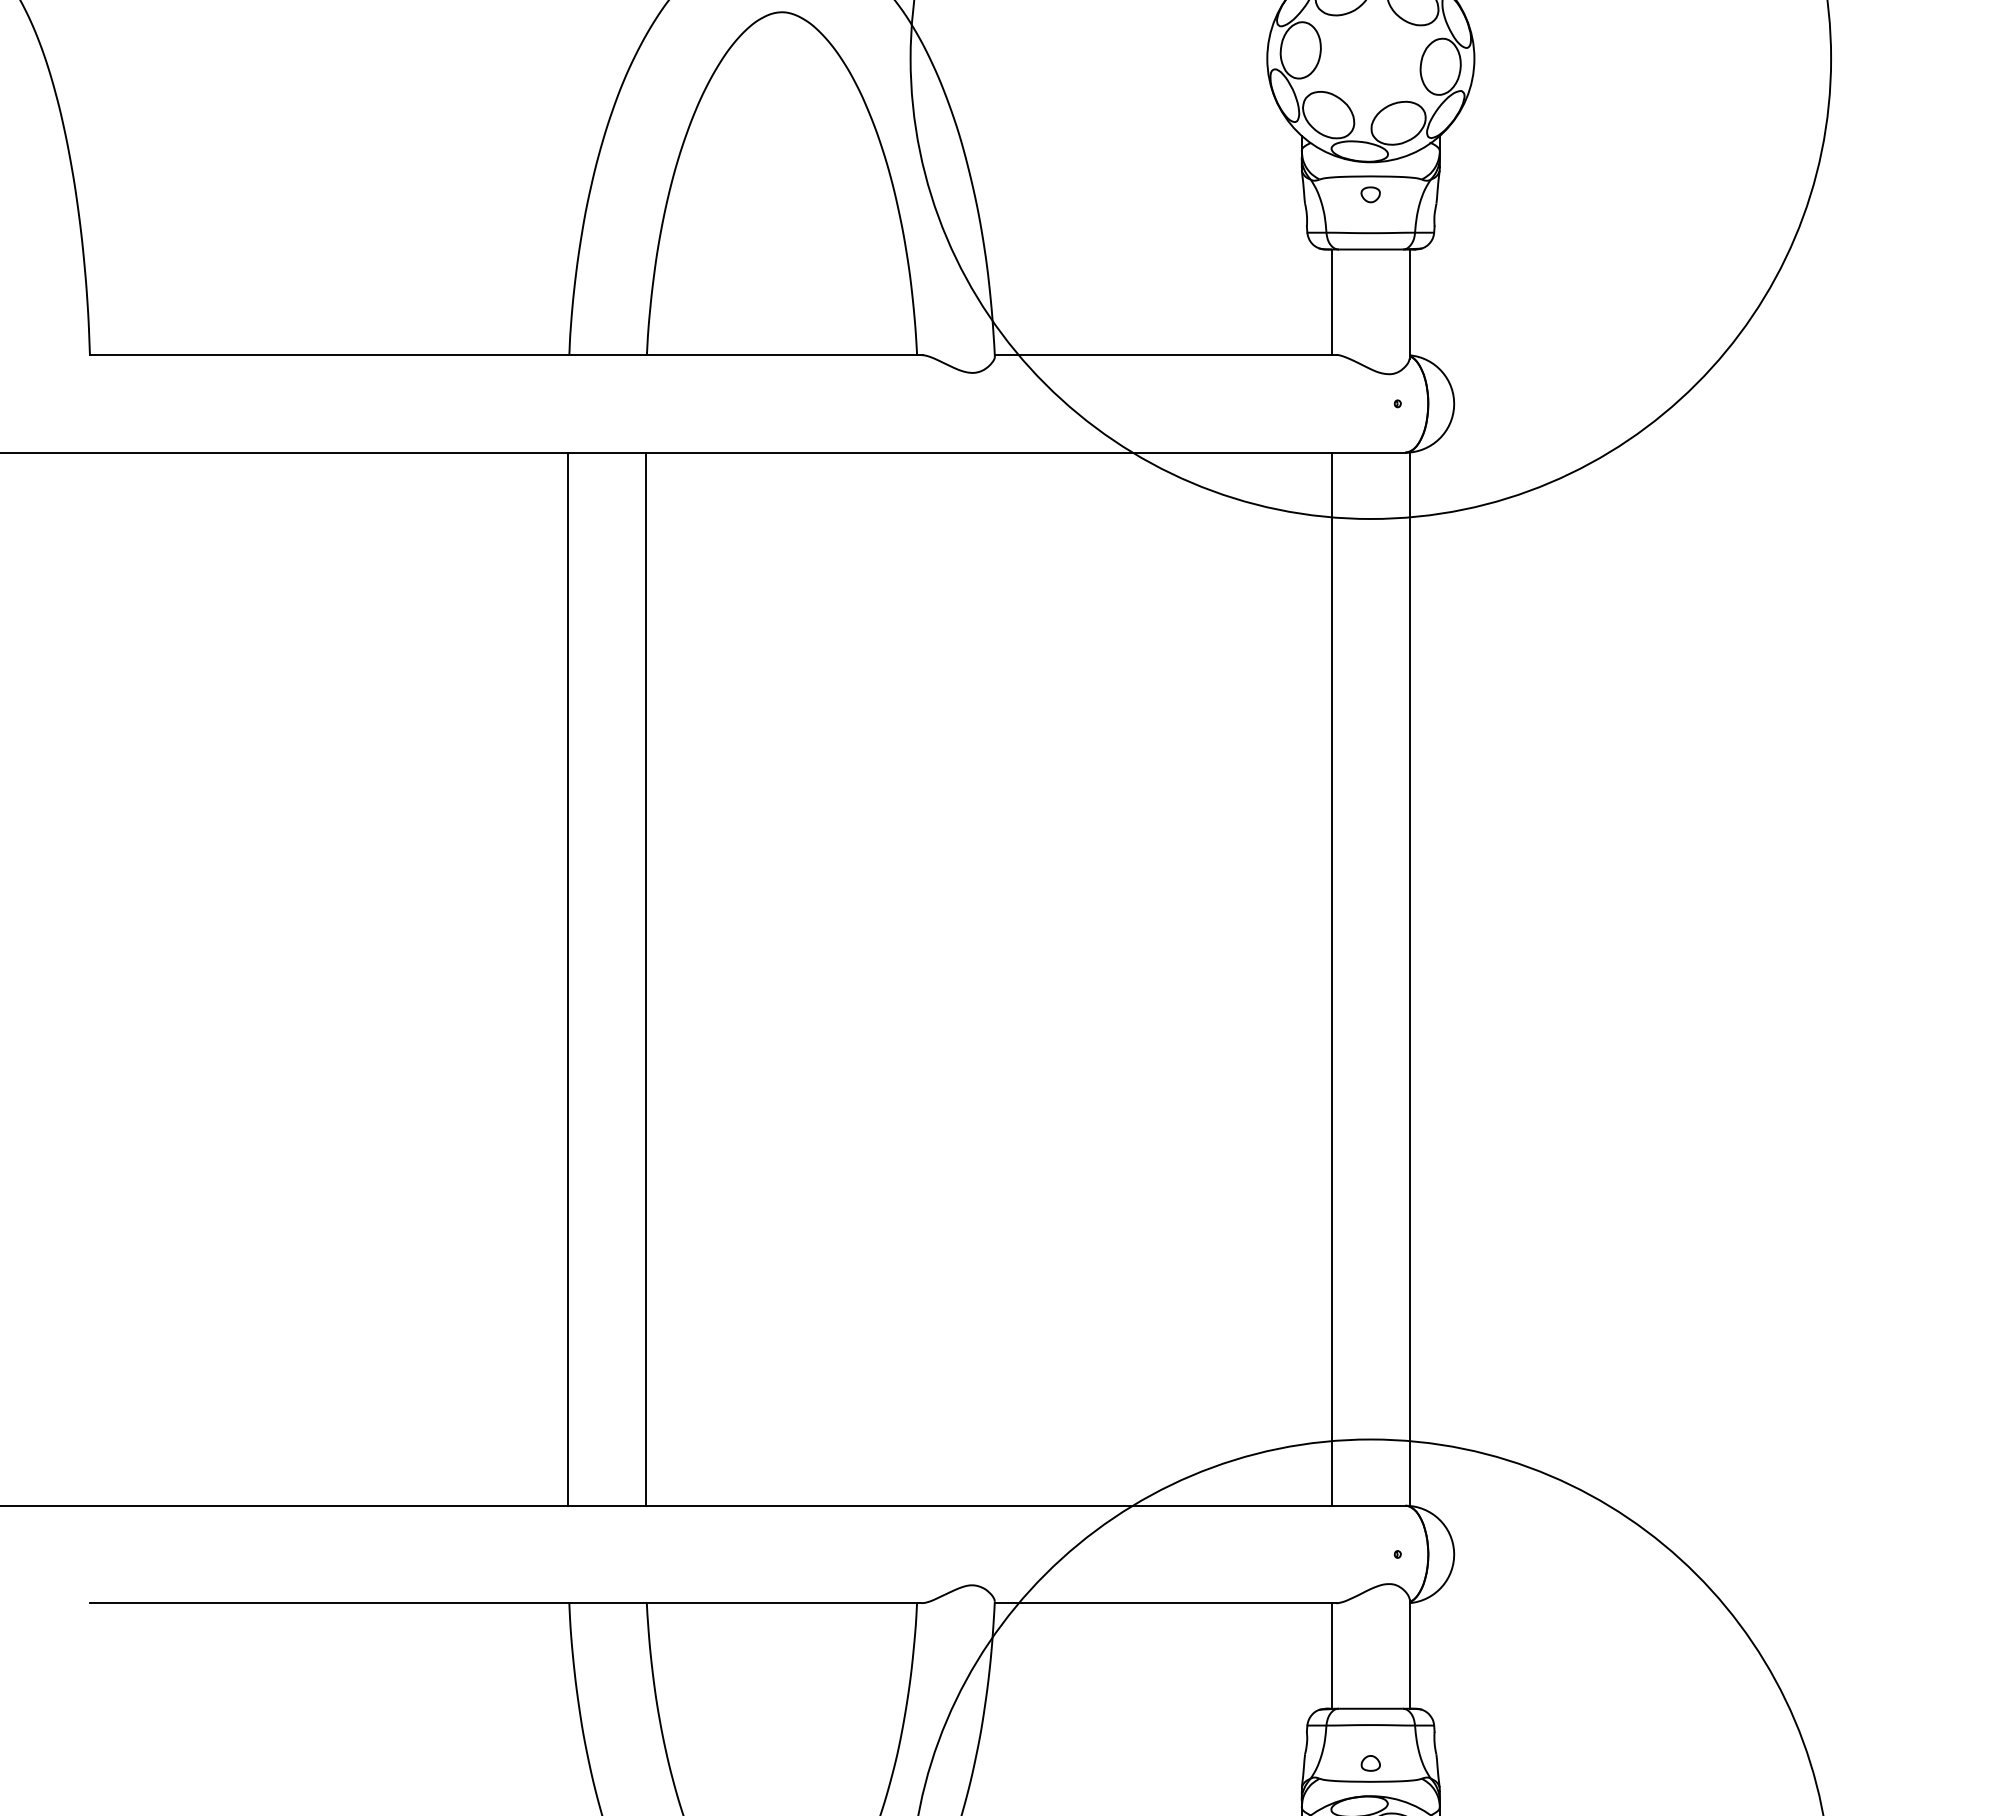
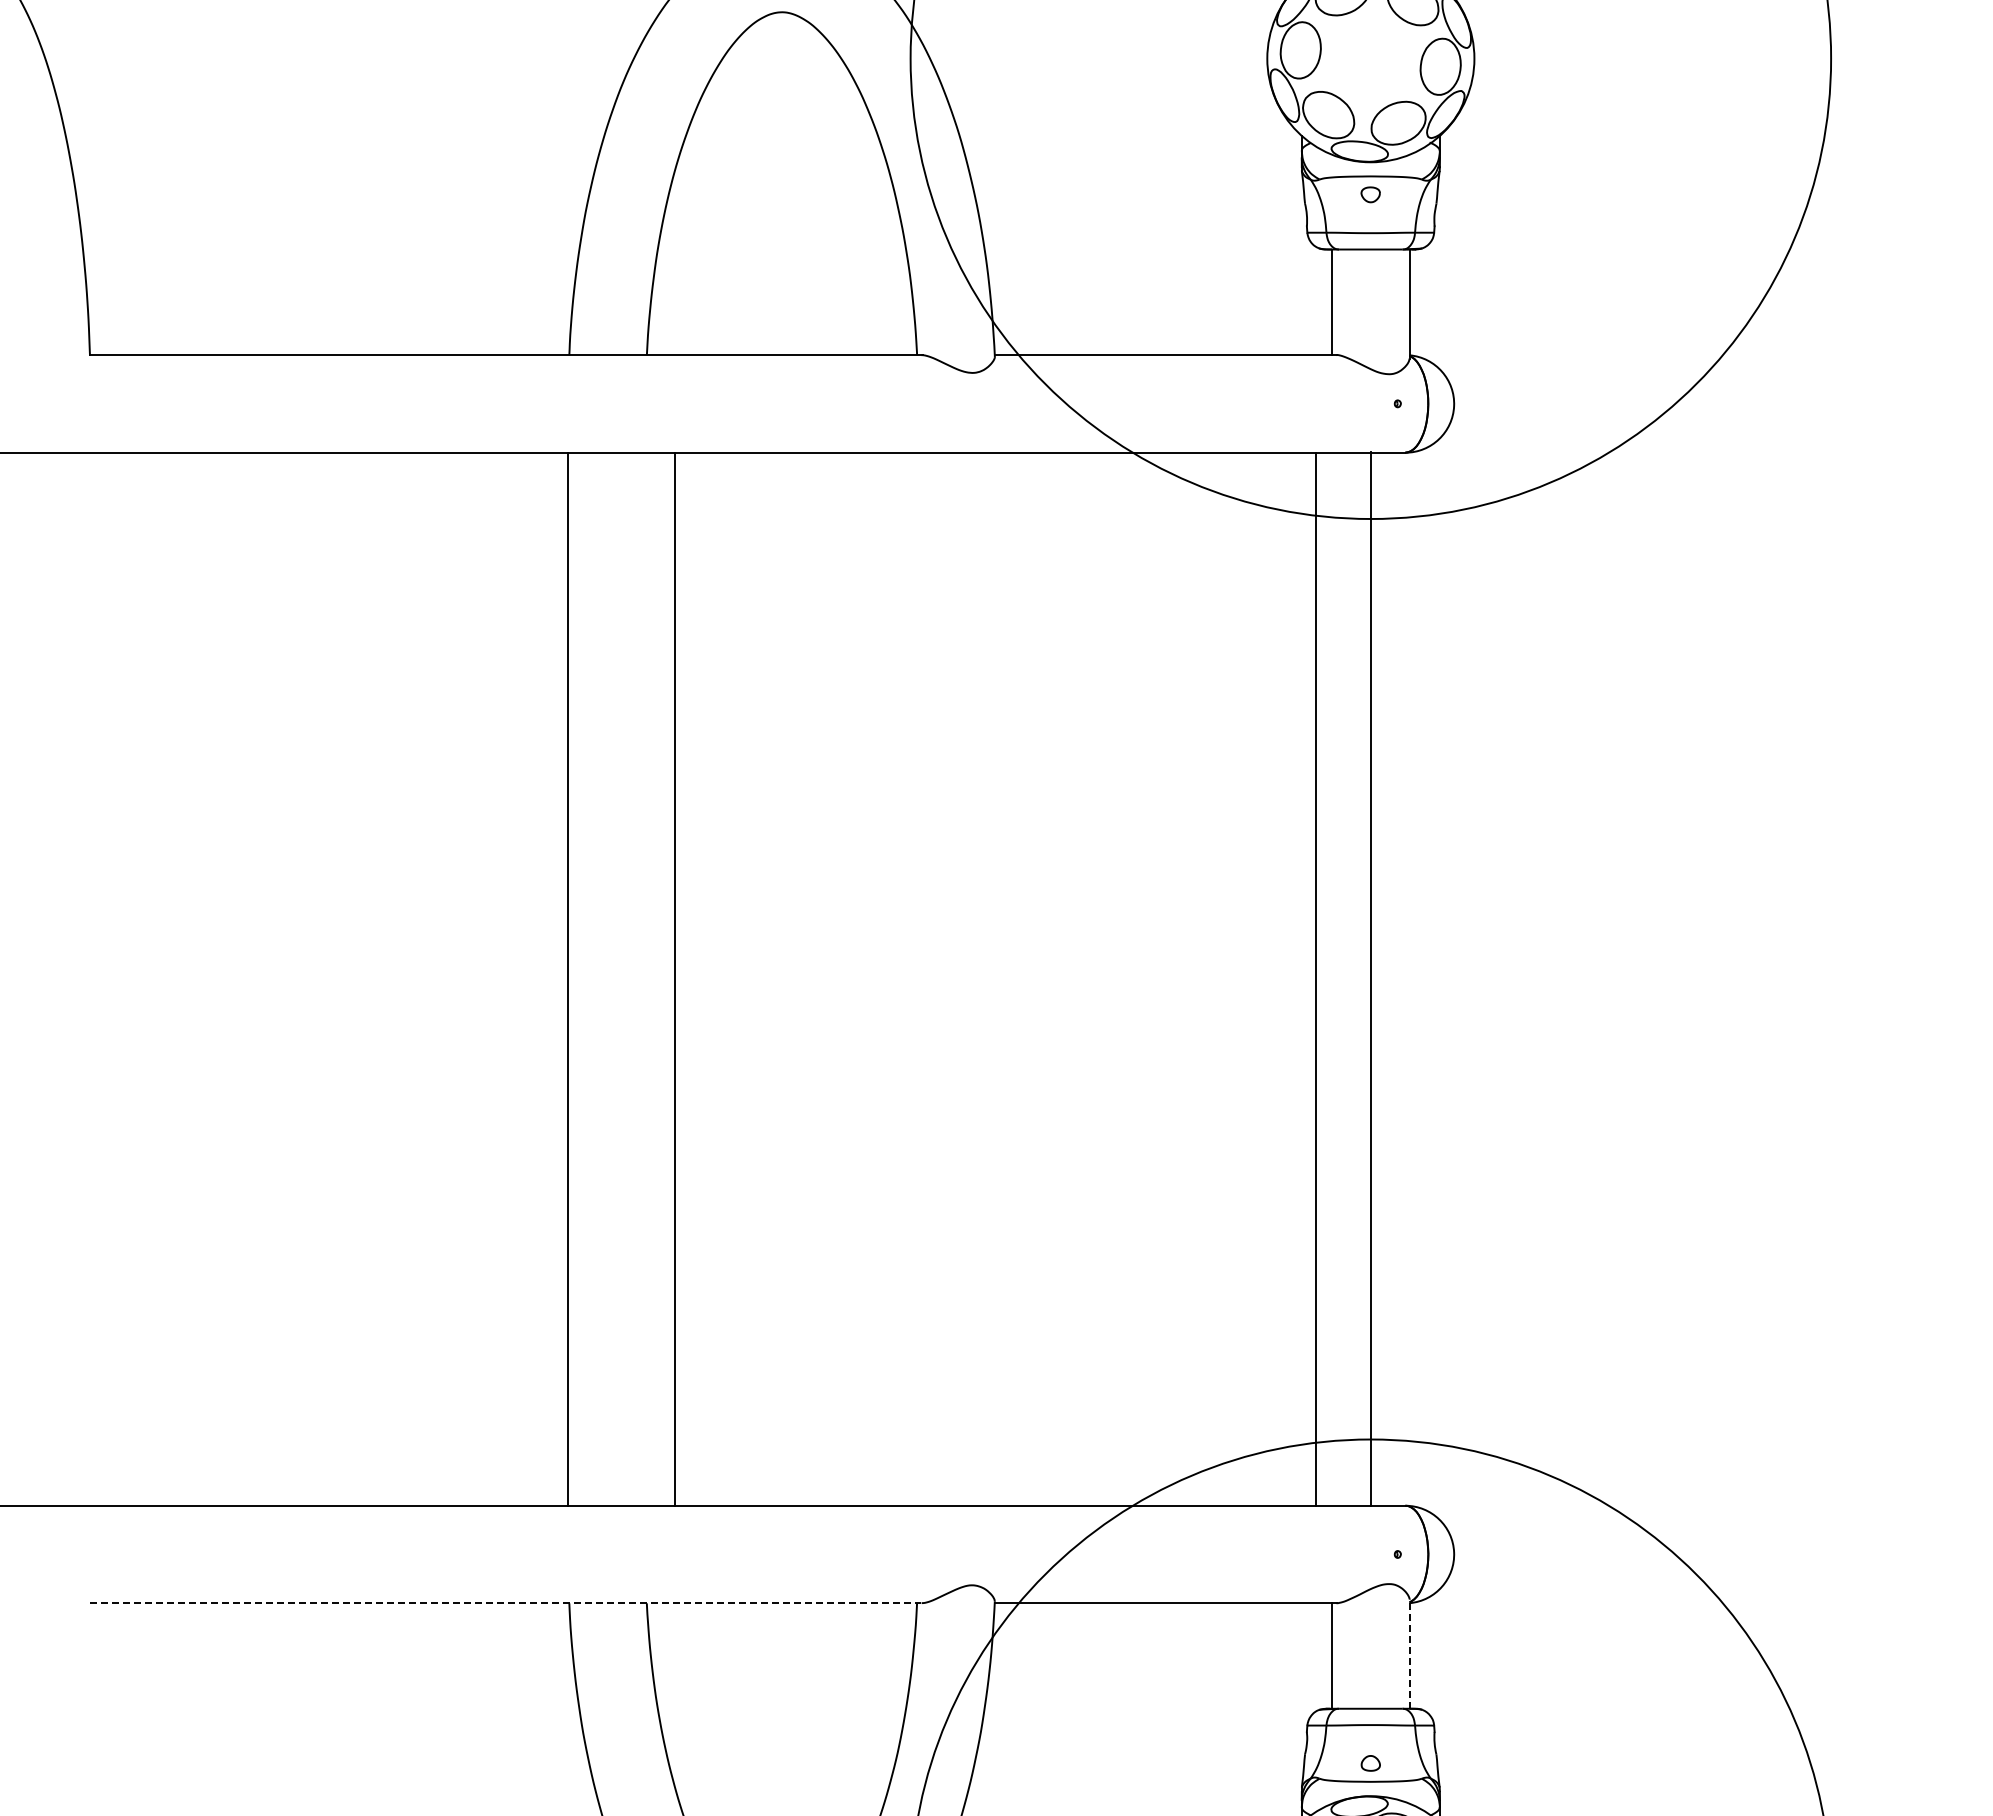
line position: (645, 978) -> (674, 978) (674, 978)
line position: (1331, 978) -> (1315, 978) (1315, 978)
line position: (1409, 978) -> (1370, 978) (1370, 978)
line: solid -> dashed (505, 1603)
line: solid -> dashed (1409, 1654)
